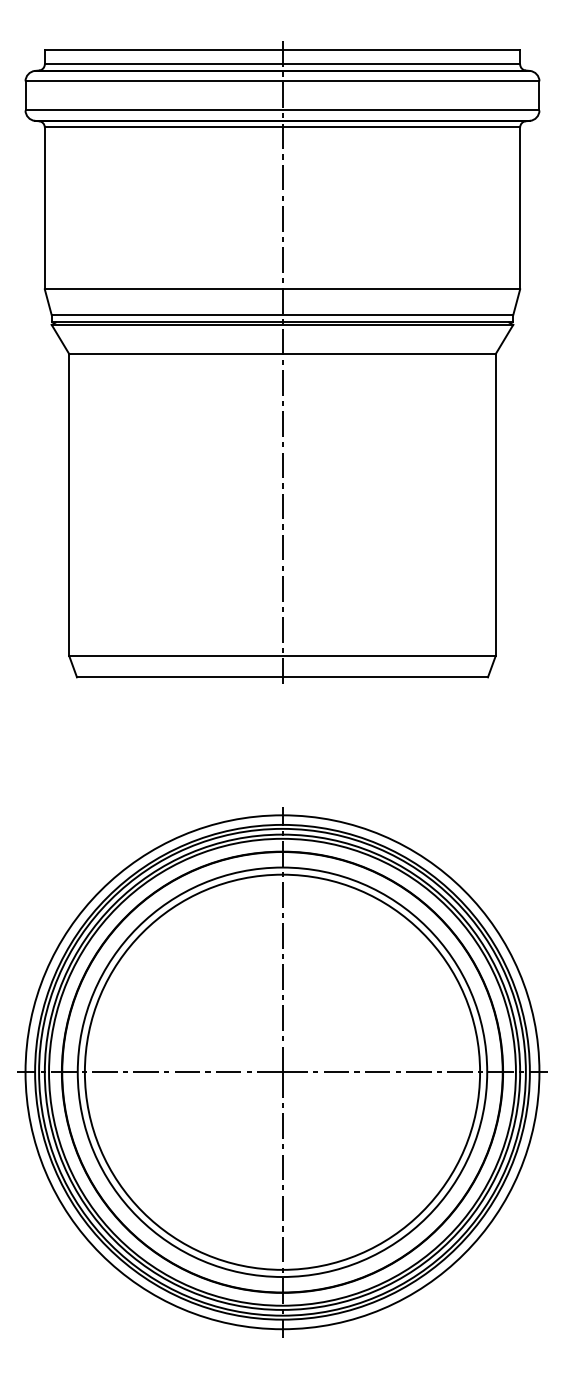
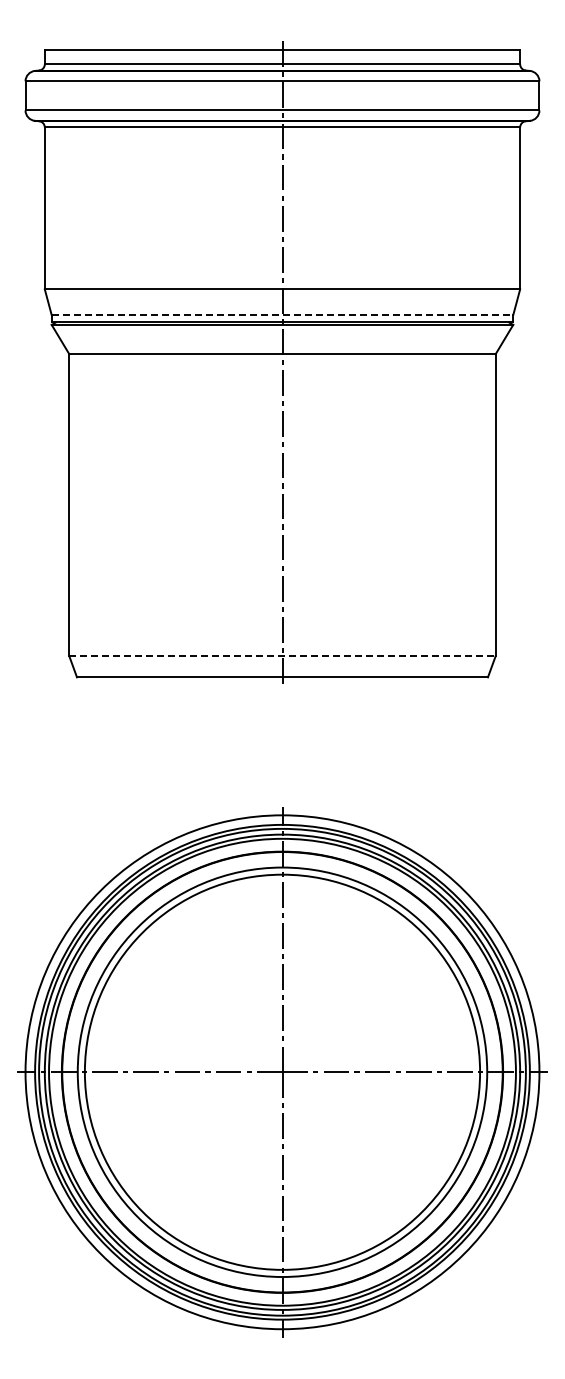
line: solid -> dashed (282, 315)
line: solid -> dashed (282, 656)
